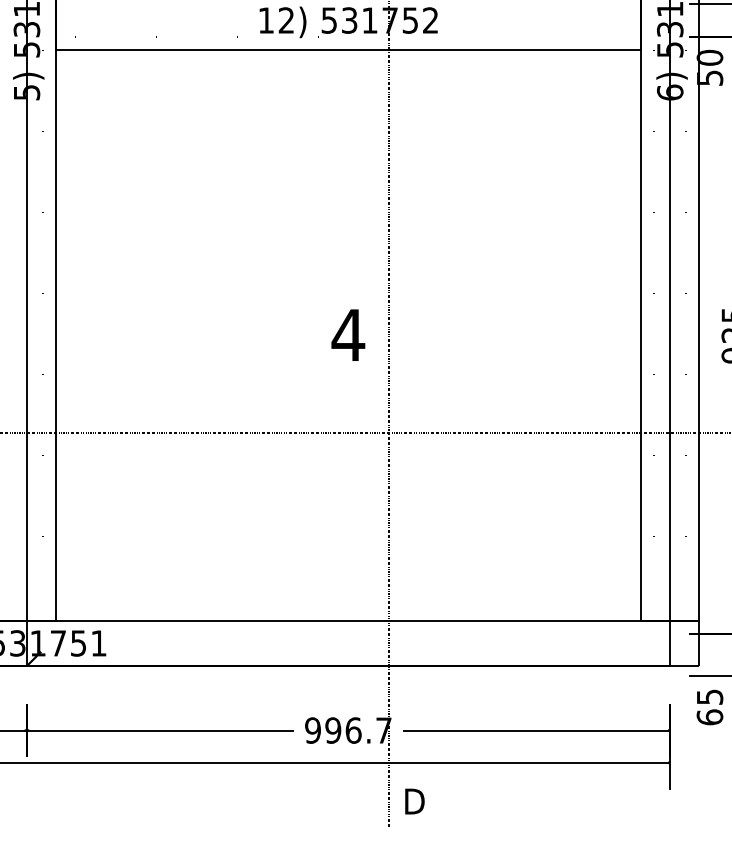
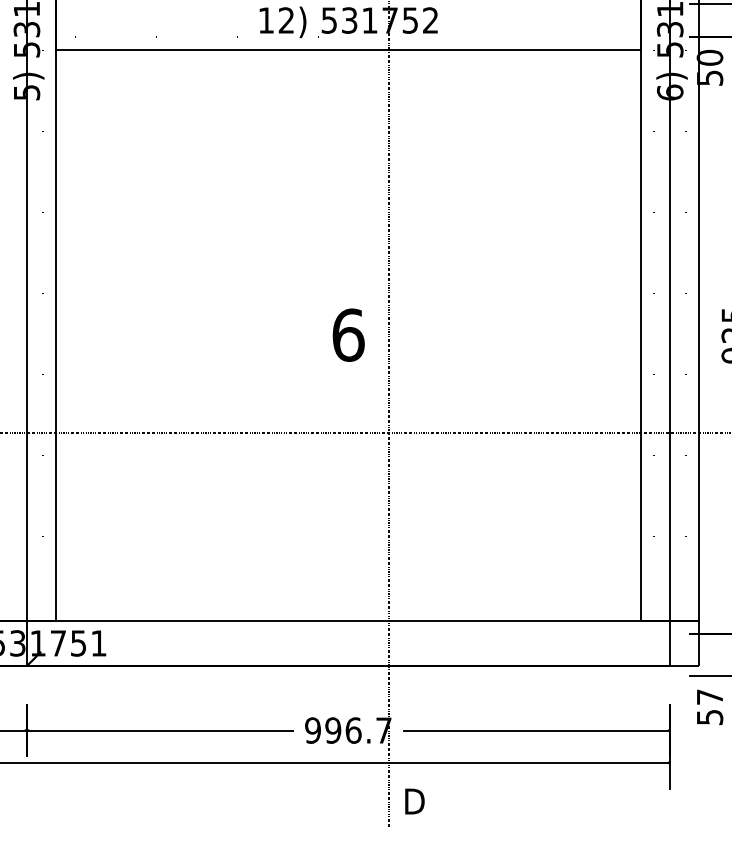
text: 4 -> 6 (348, 334)
text: 65 -> 57 (709, 707)
